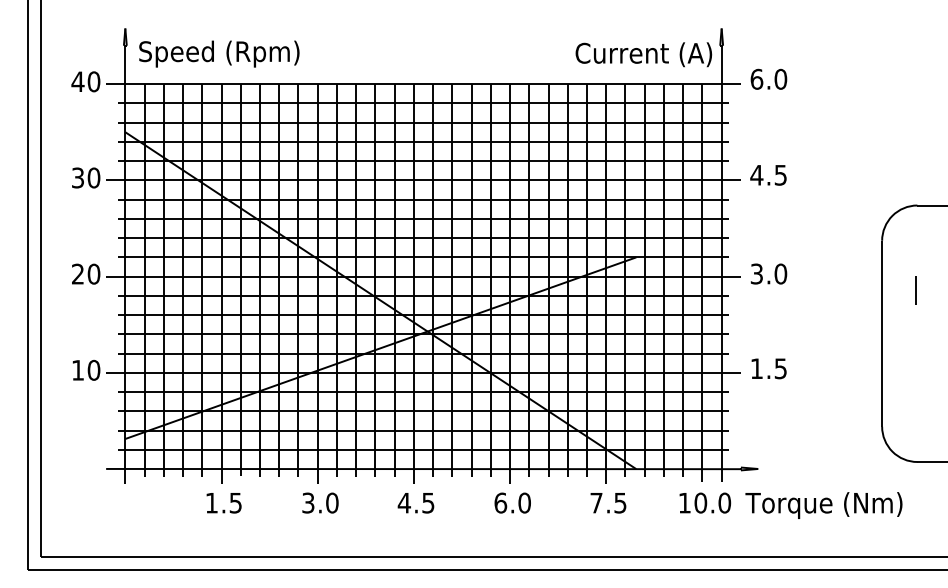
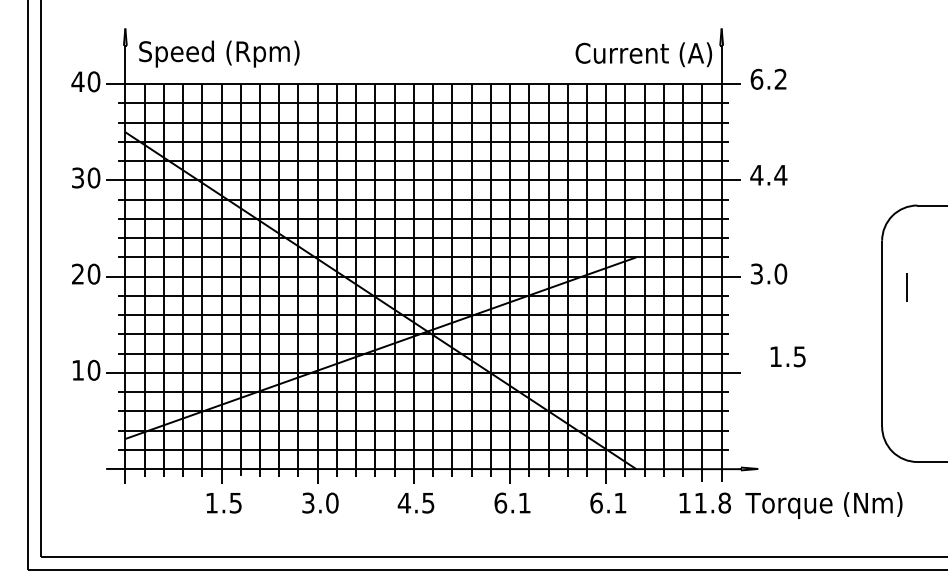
text: 6.0 -> 6.2 (780, 78)
text: 4.5 -> 4.4 (780, 175)
line position: (915, 290) -> (906, 287) (906, 287)
text position: (768, 368) -> (787, 356) (787, 356)
text: 6.0 -> 6.1 (524, 502)
text: 7.5 -> 6.1 (608, 502)
text: 10.0 -> 11.8 (712, 502)
